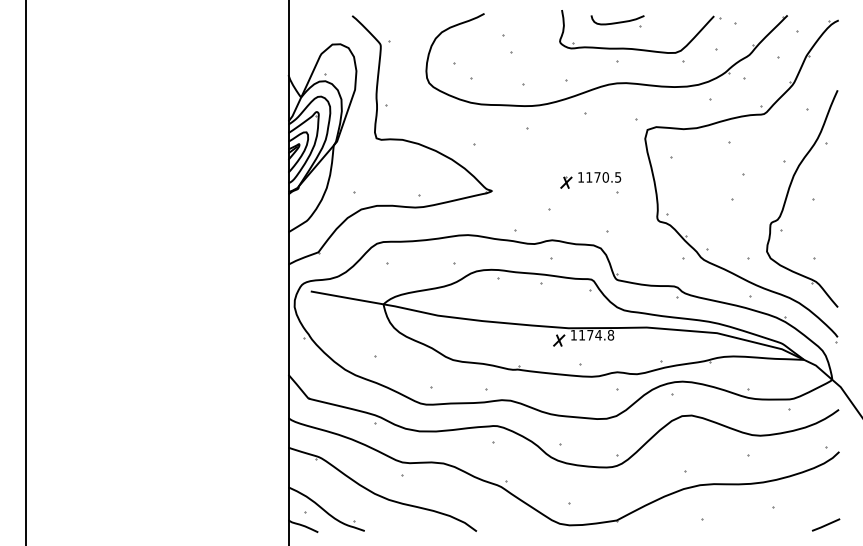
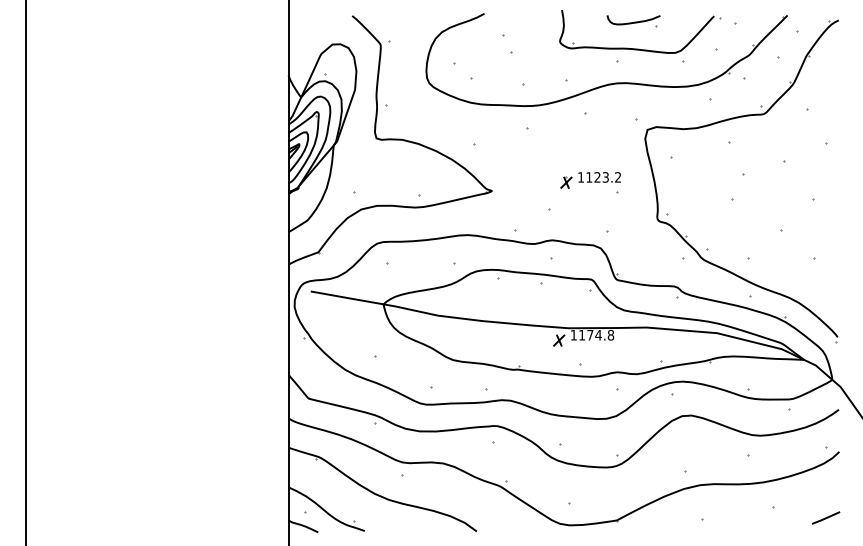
part position: (617, 21) -> (633, 21) (633, 21)
text: 1170.5 -> 1123.2 (607, 177)
part: present -> none (788, 194)
line position: (826, 524) -> (826, 517) (826, 517)
